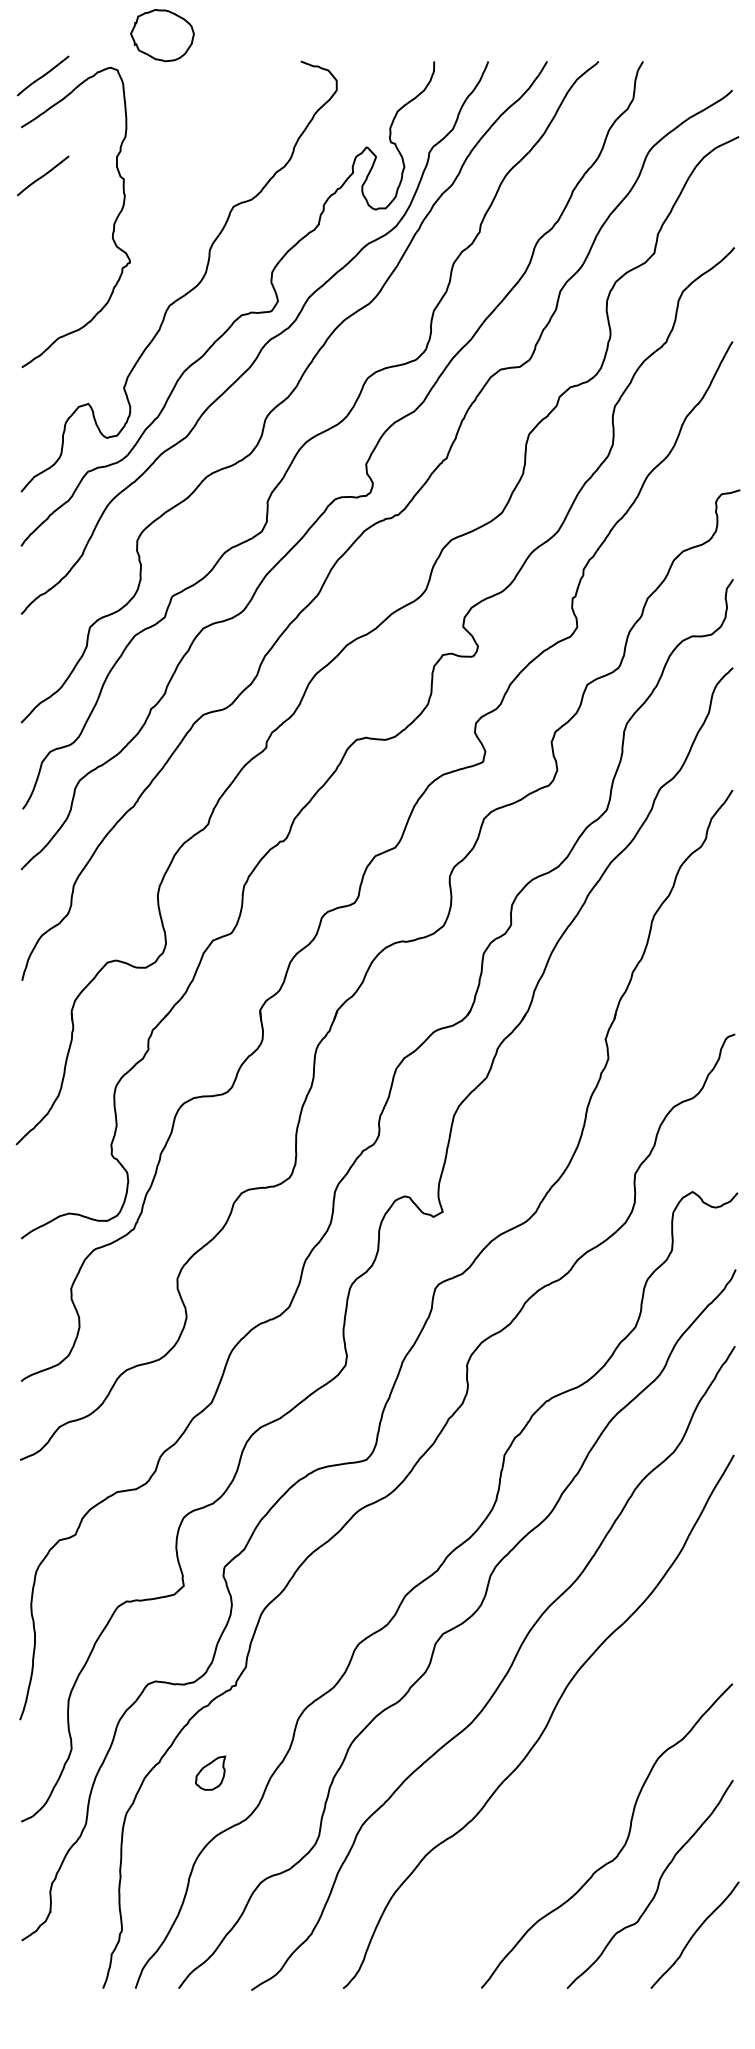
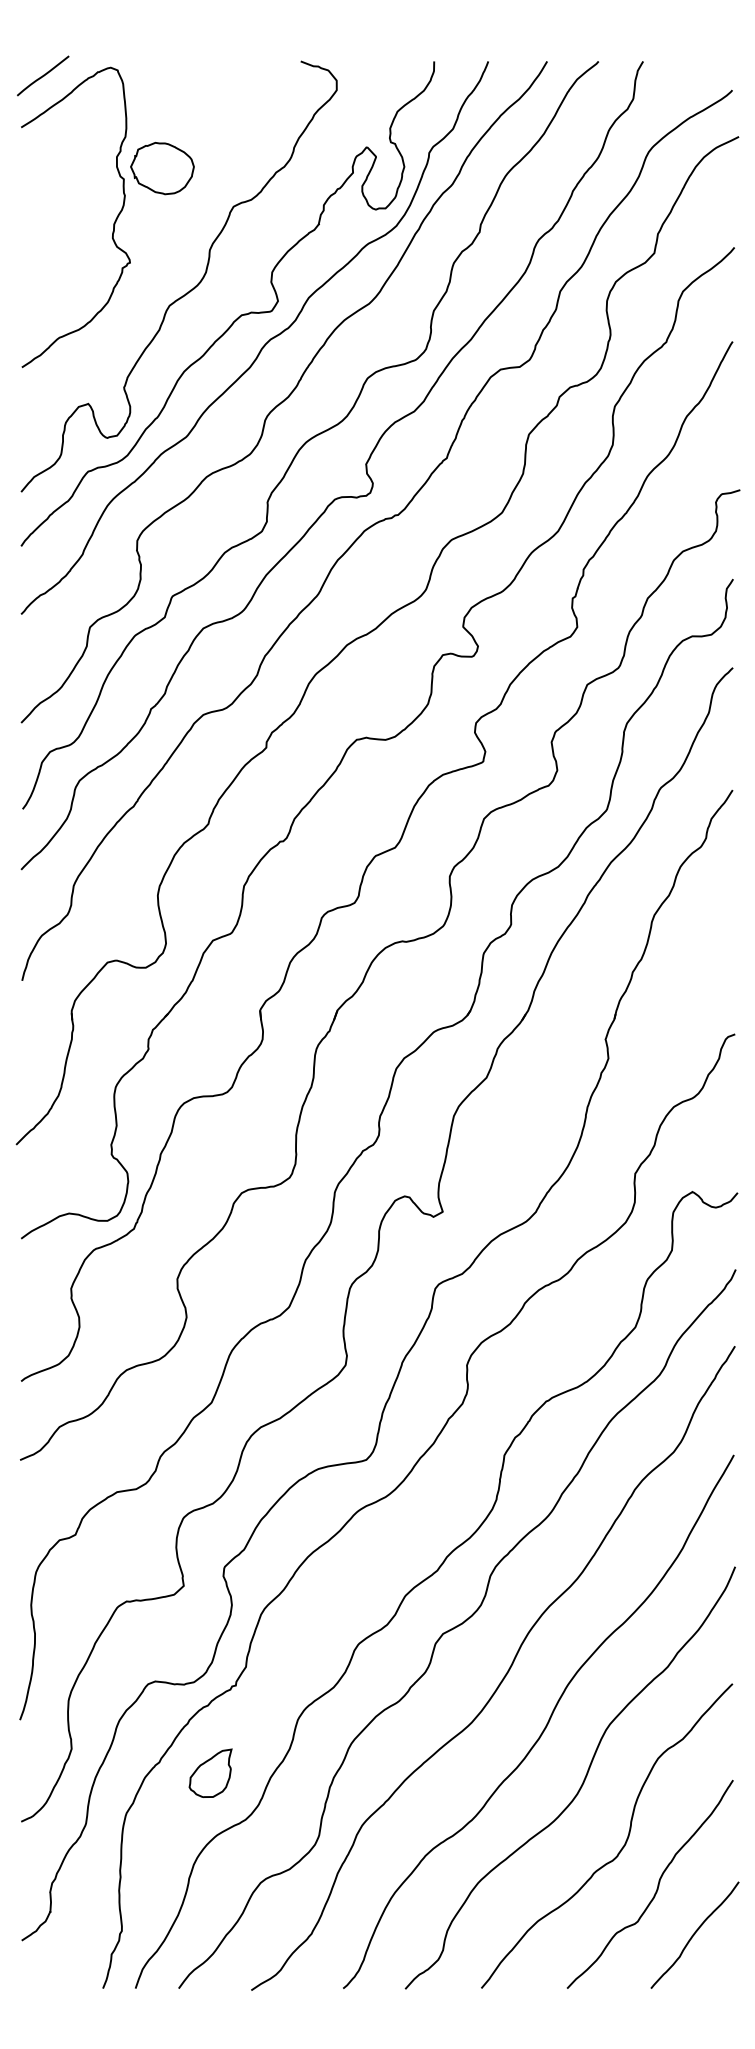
part position: (162, 35) -> (162, 168) (162, 168)
line: present -> none (43, 175)
part size: 32x36 px -> 45x50 px (210, 1772)
curve: none -> present (581, 1784)
